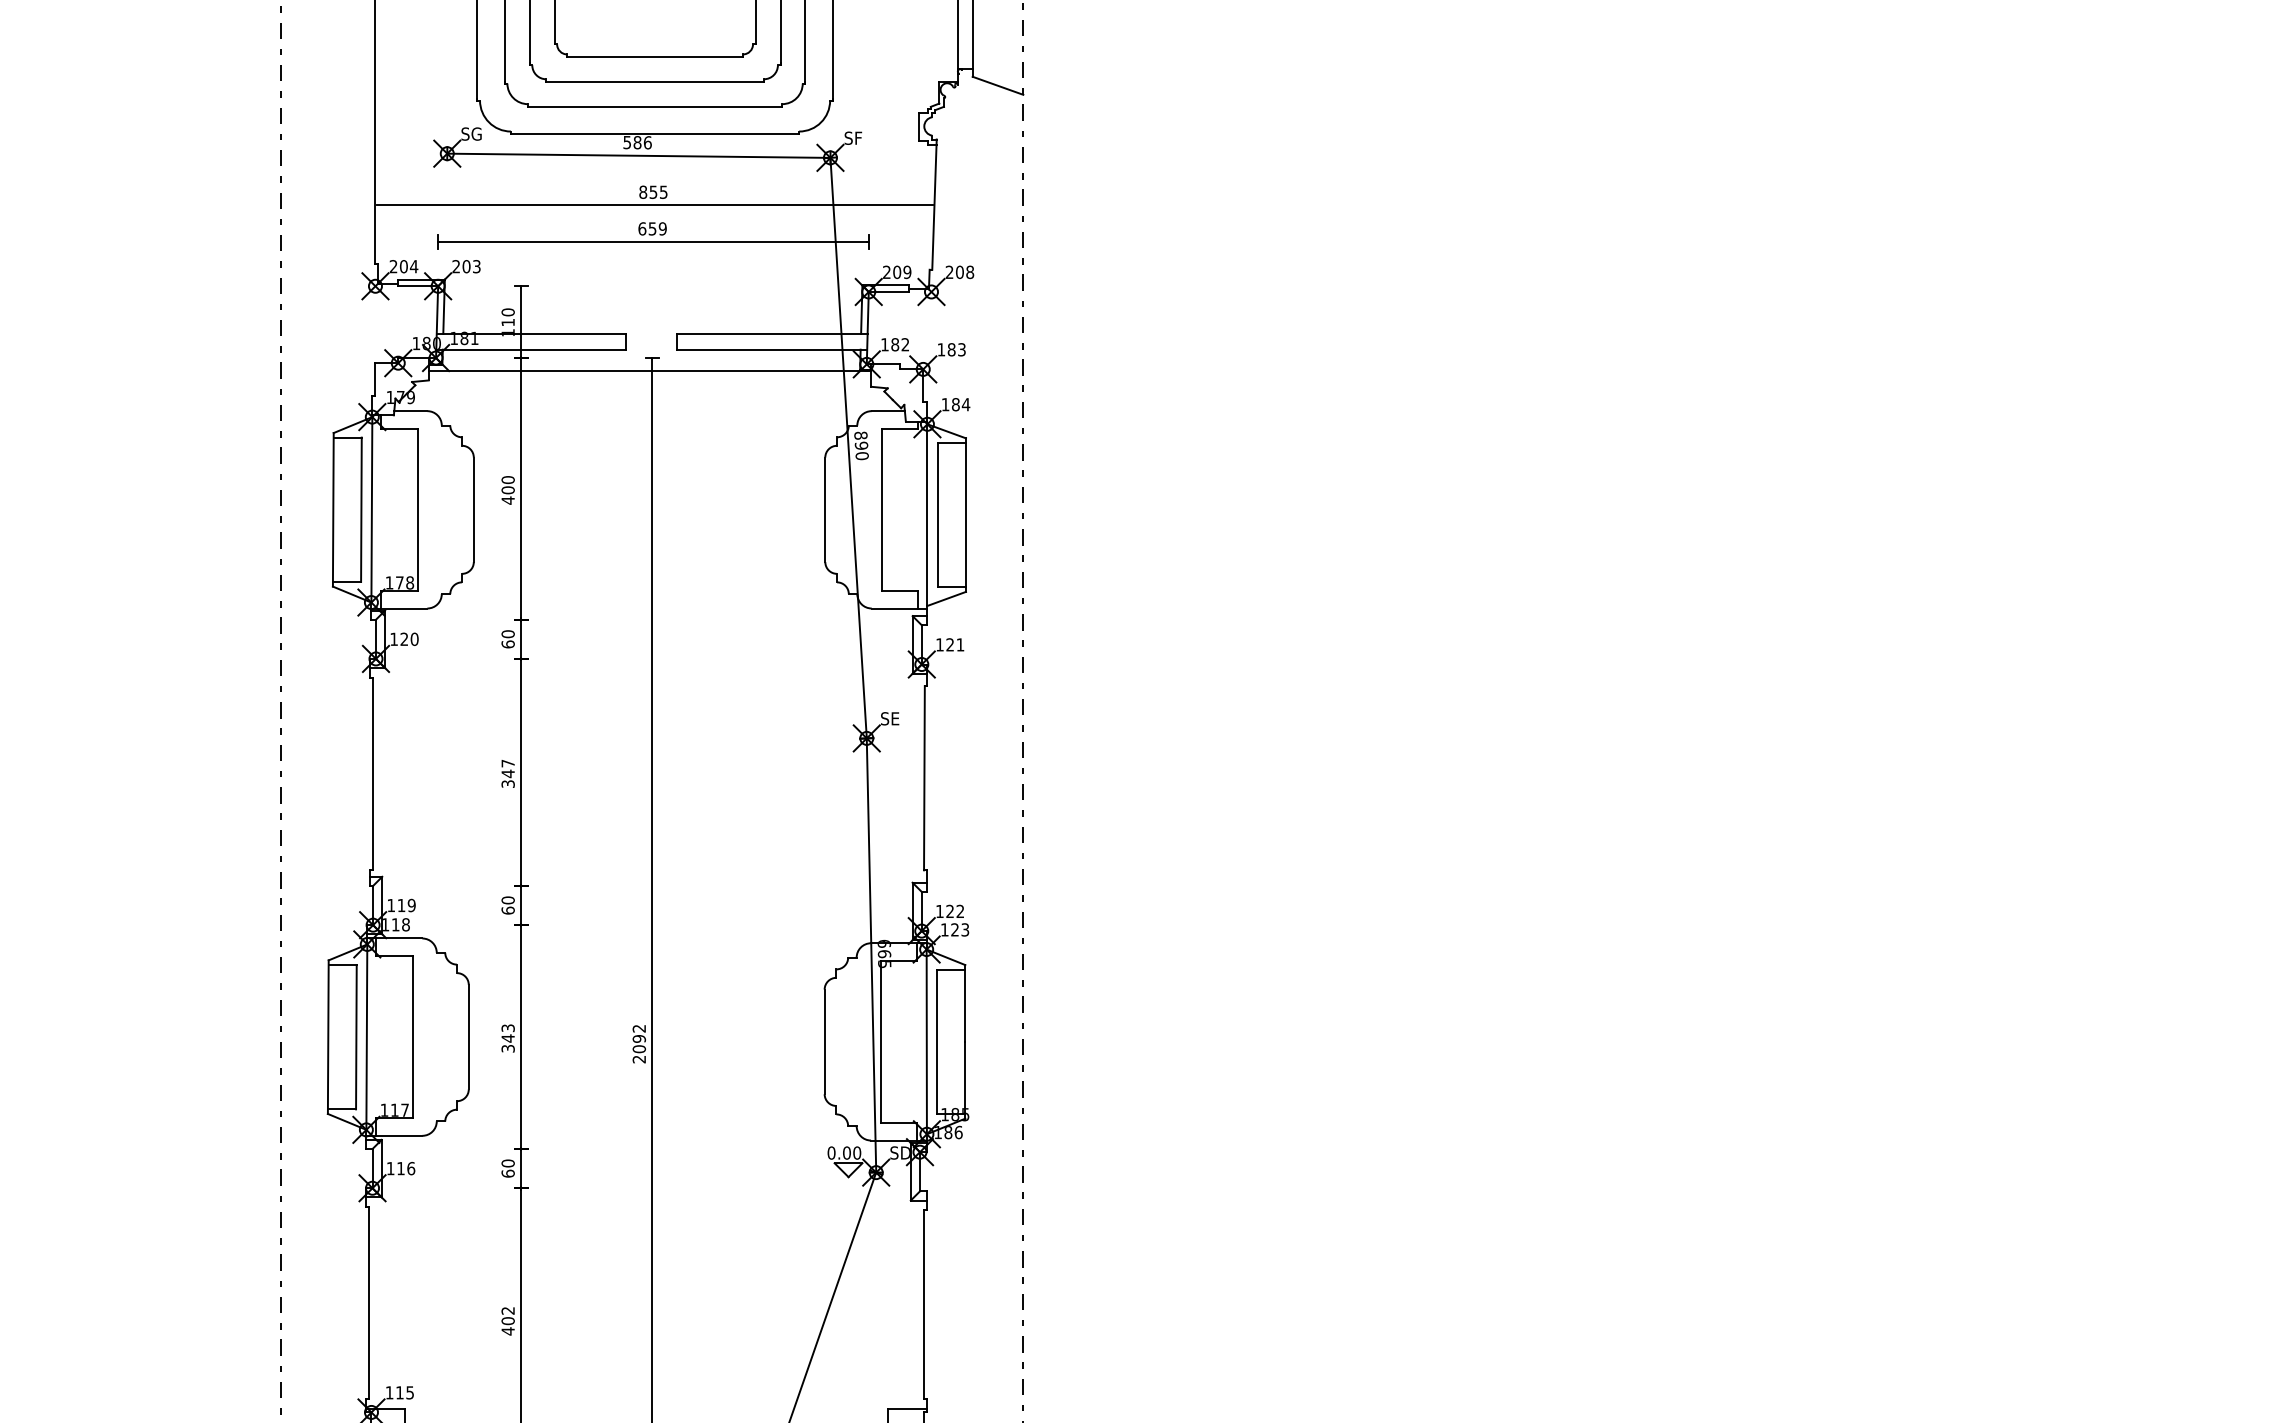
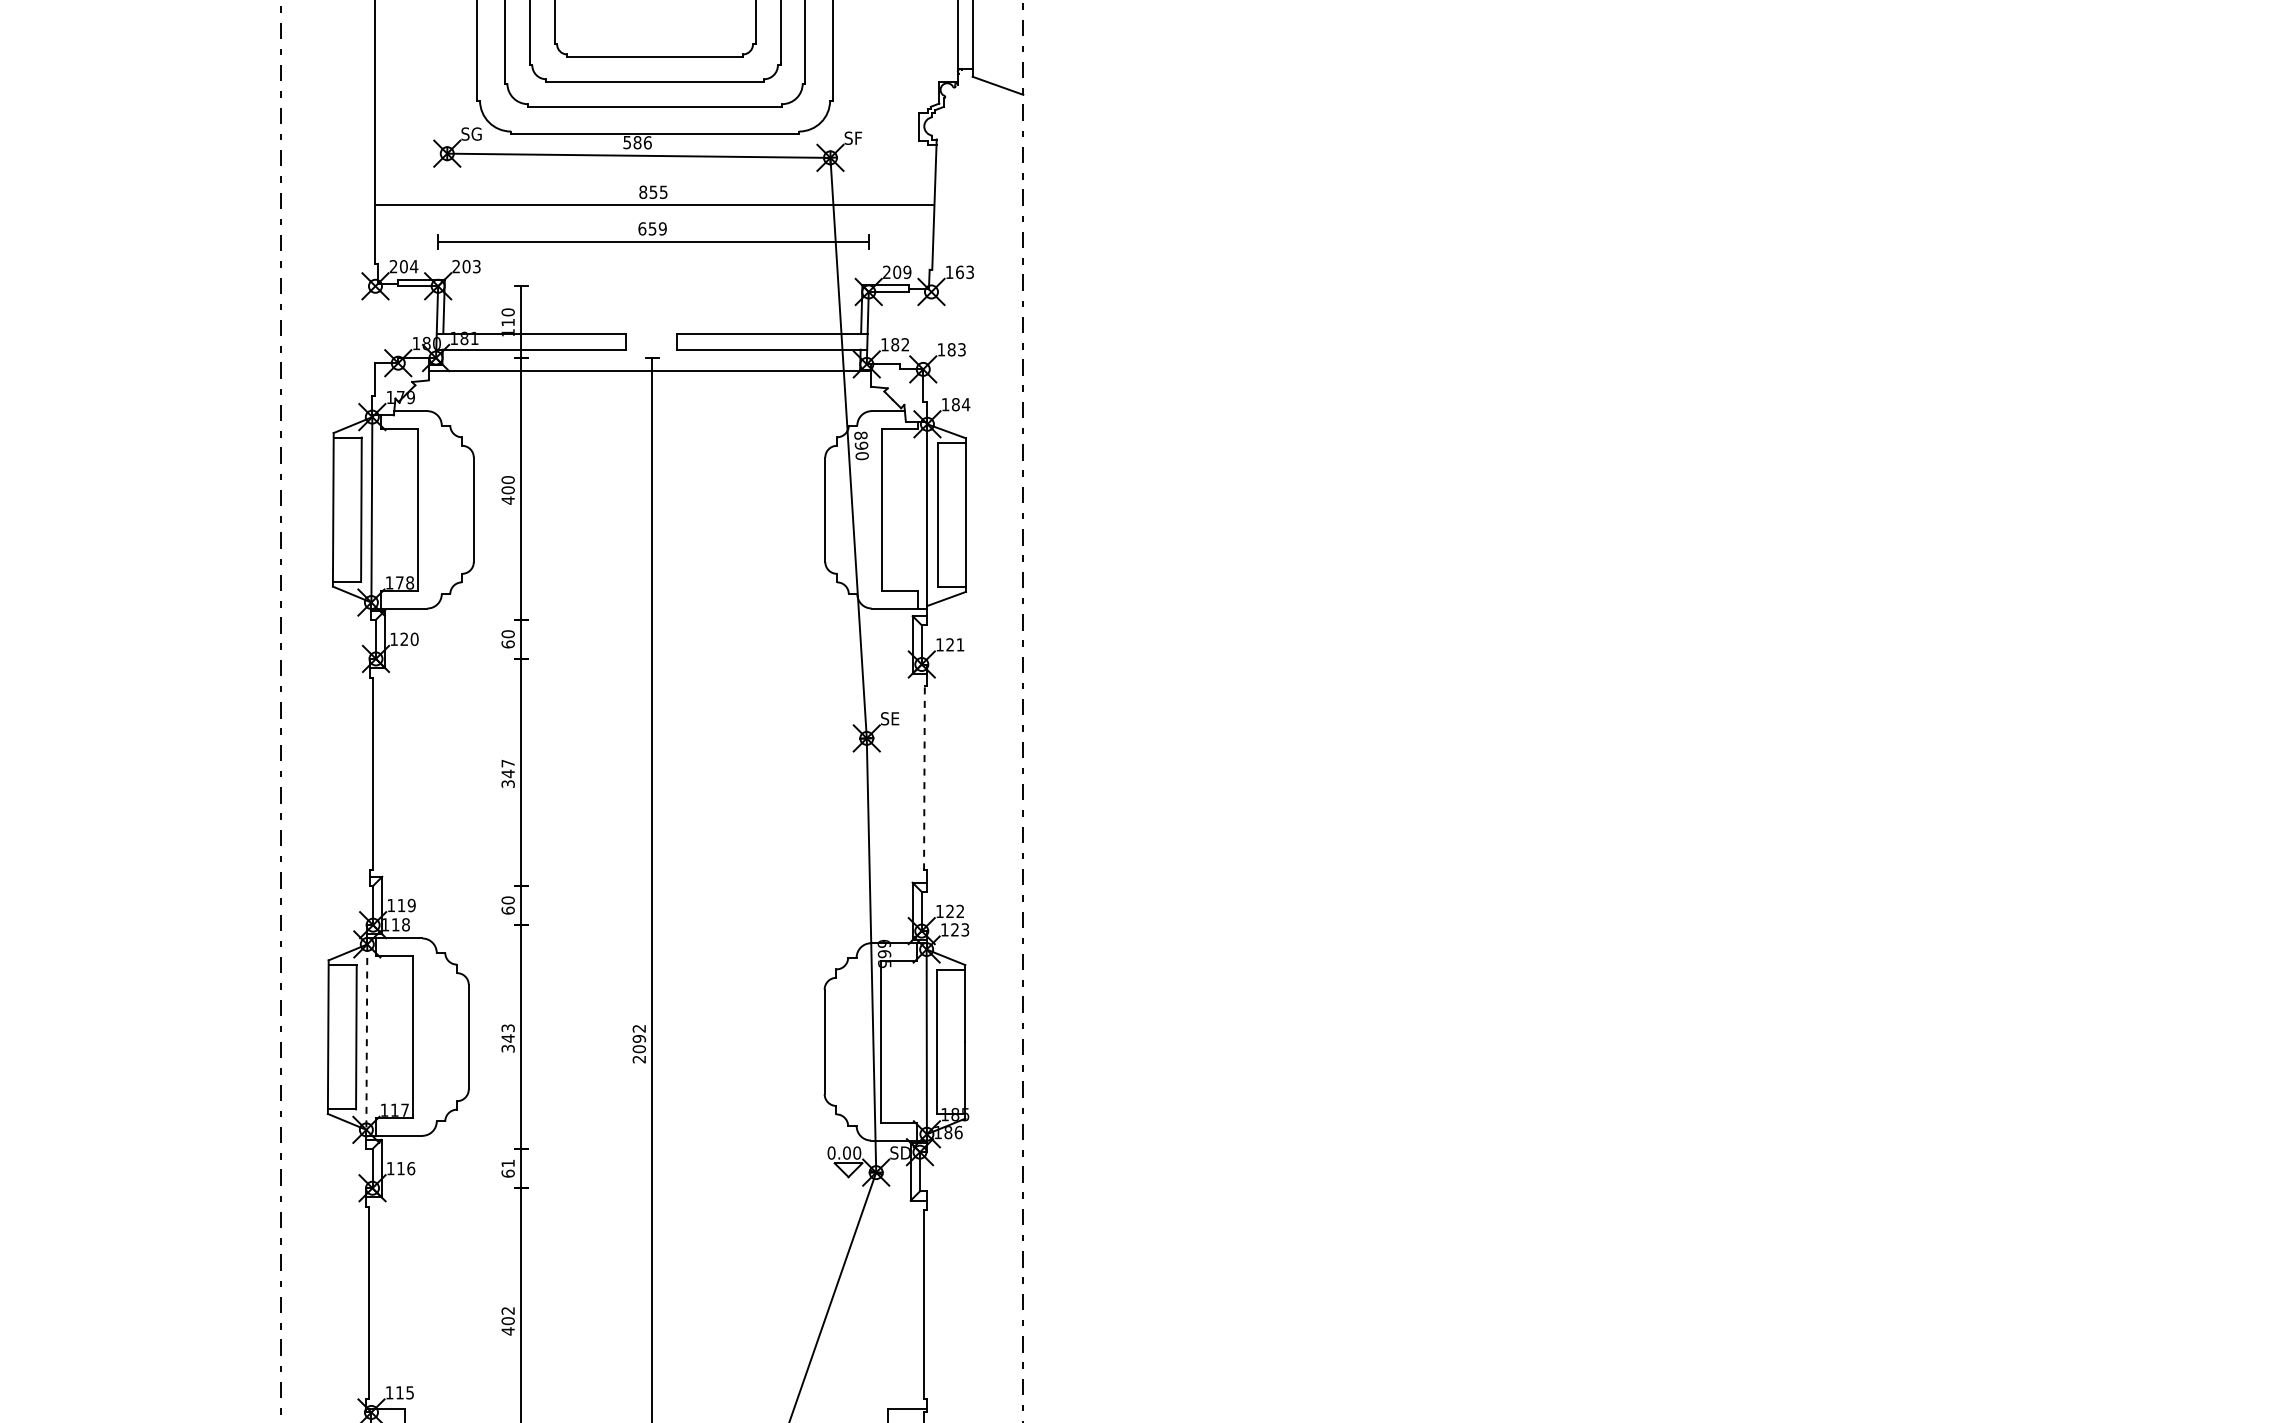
text: 208 -> 163 (959, 271)
line: solid -> dashed (924, 777)
line: solid -> dashed (366, 1037)
text: 60 -> 61 (507, 1163)
